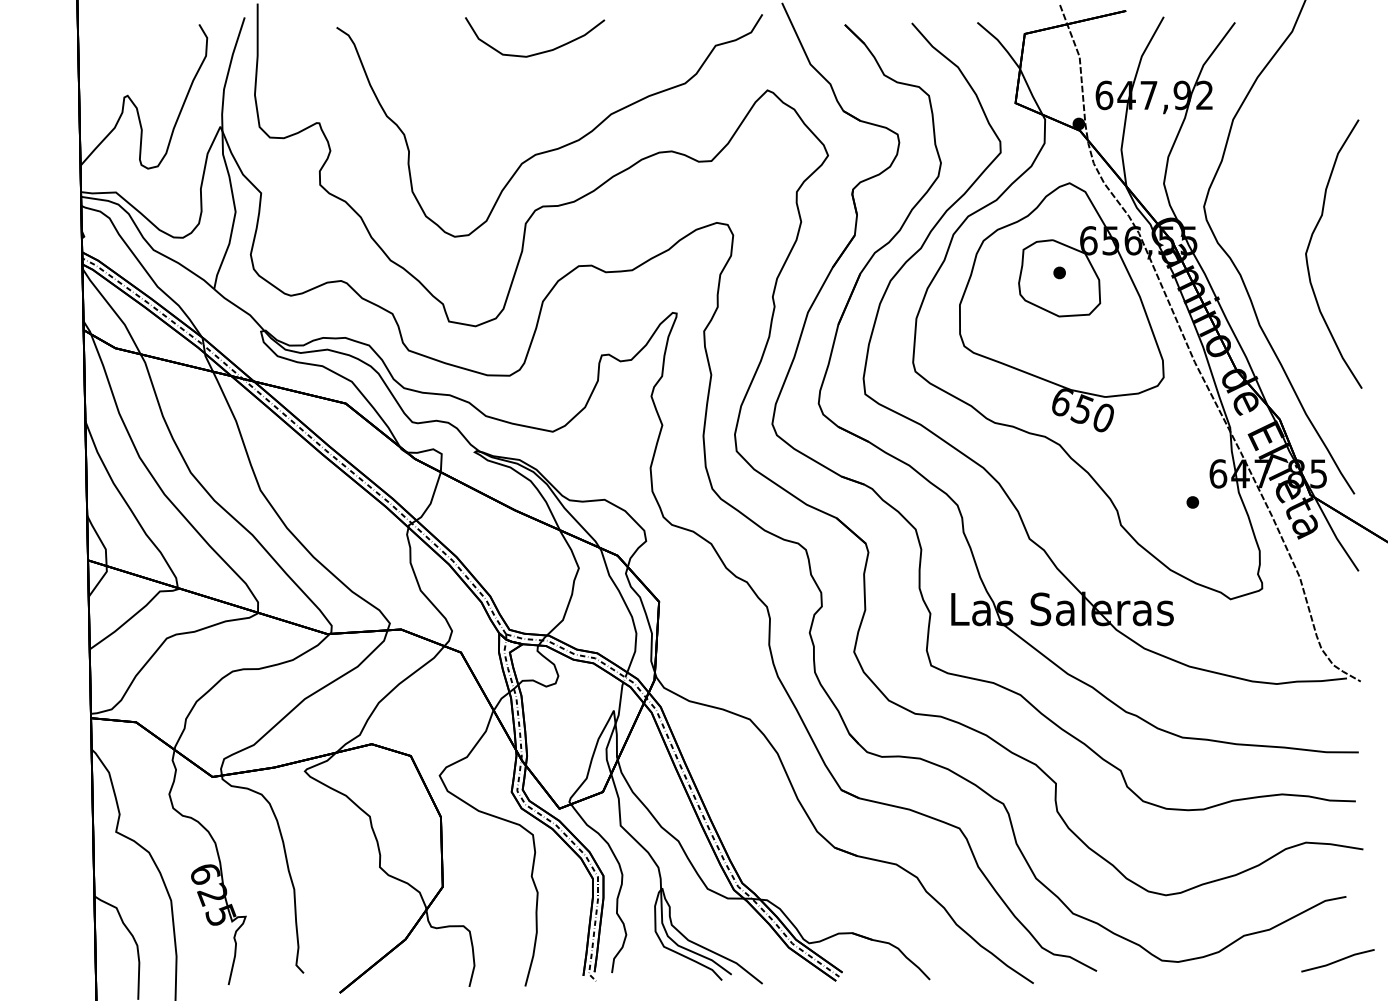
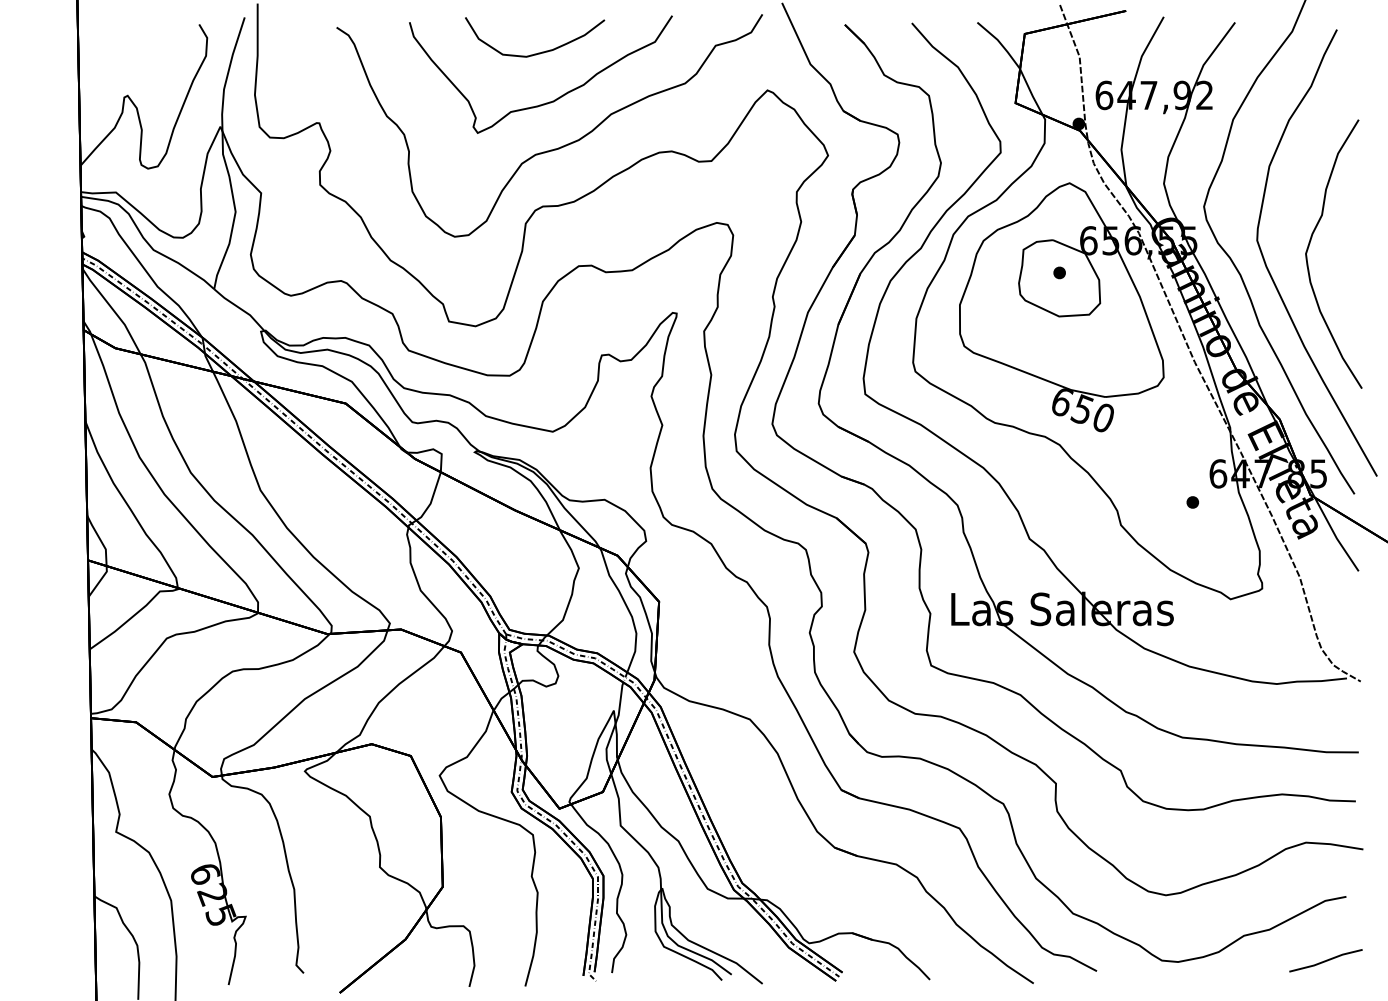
curve: none -> present (549, 101)
curve: none -> present (1271, 274)
line position: (1337, 960) -> (1325, 960) (1325, 960)
